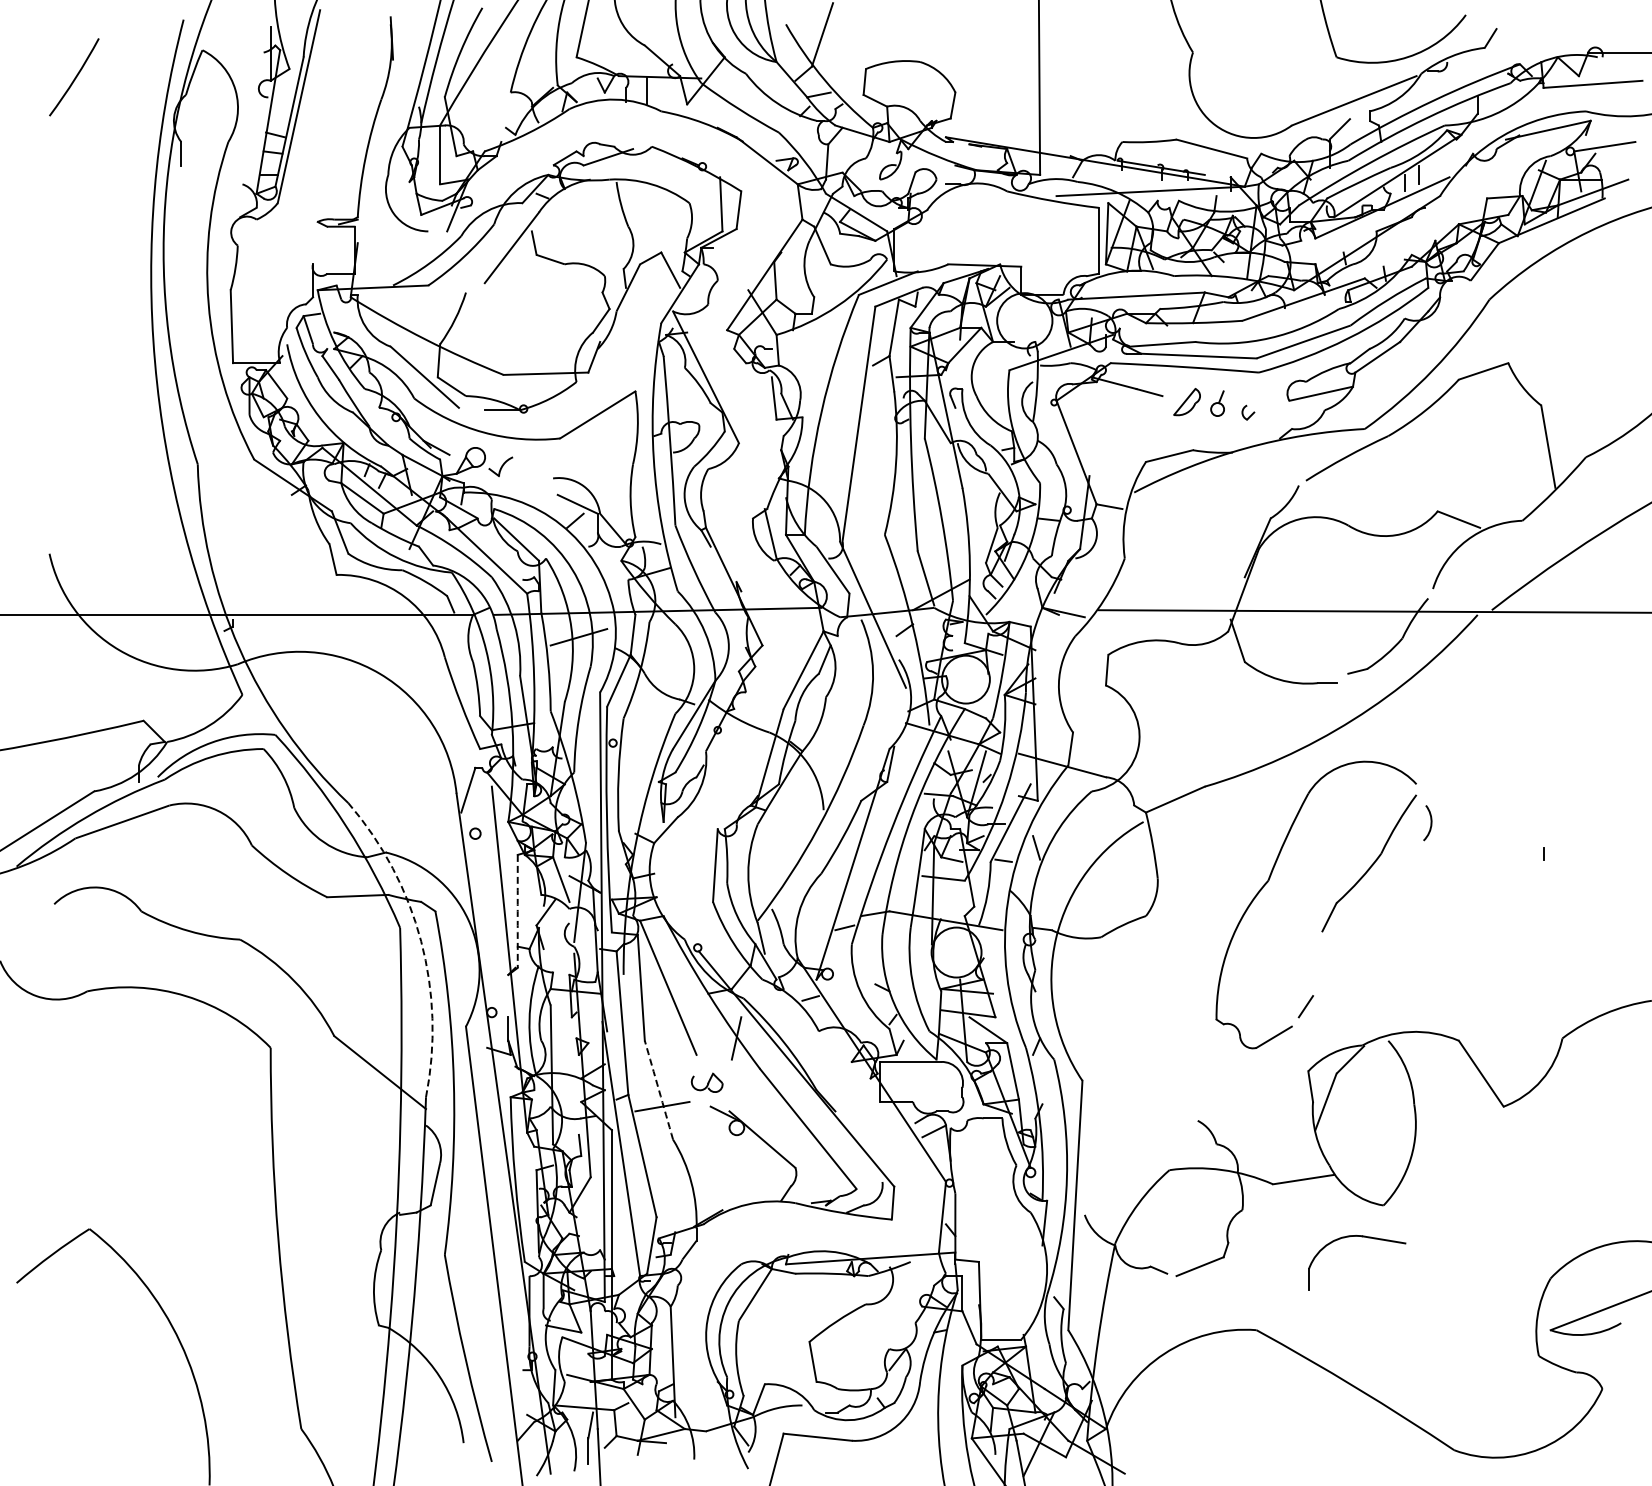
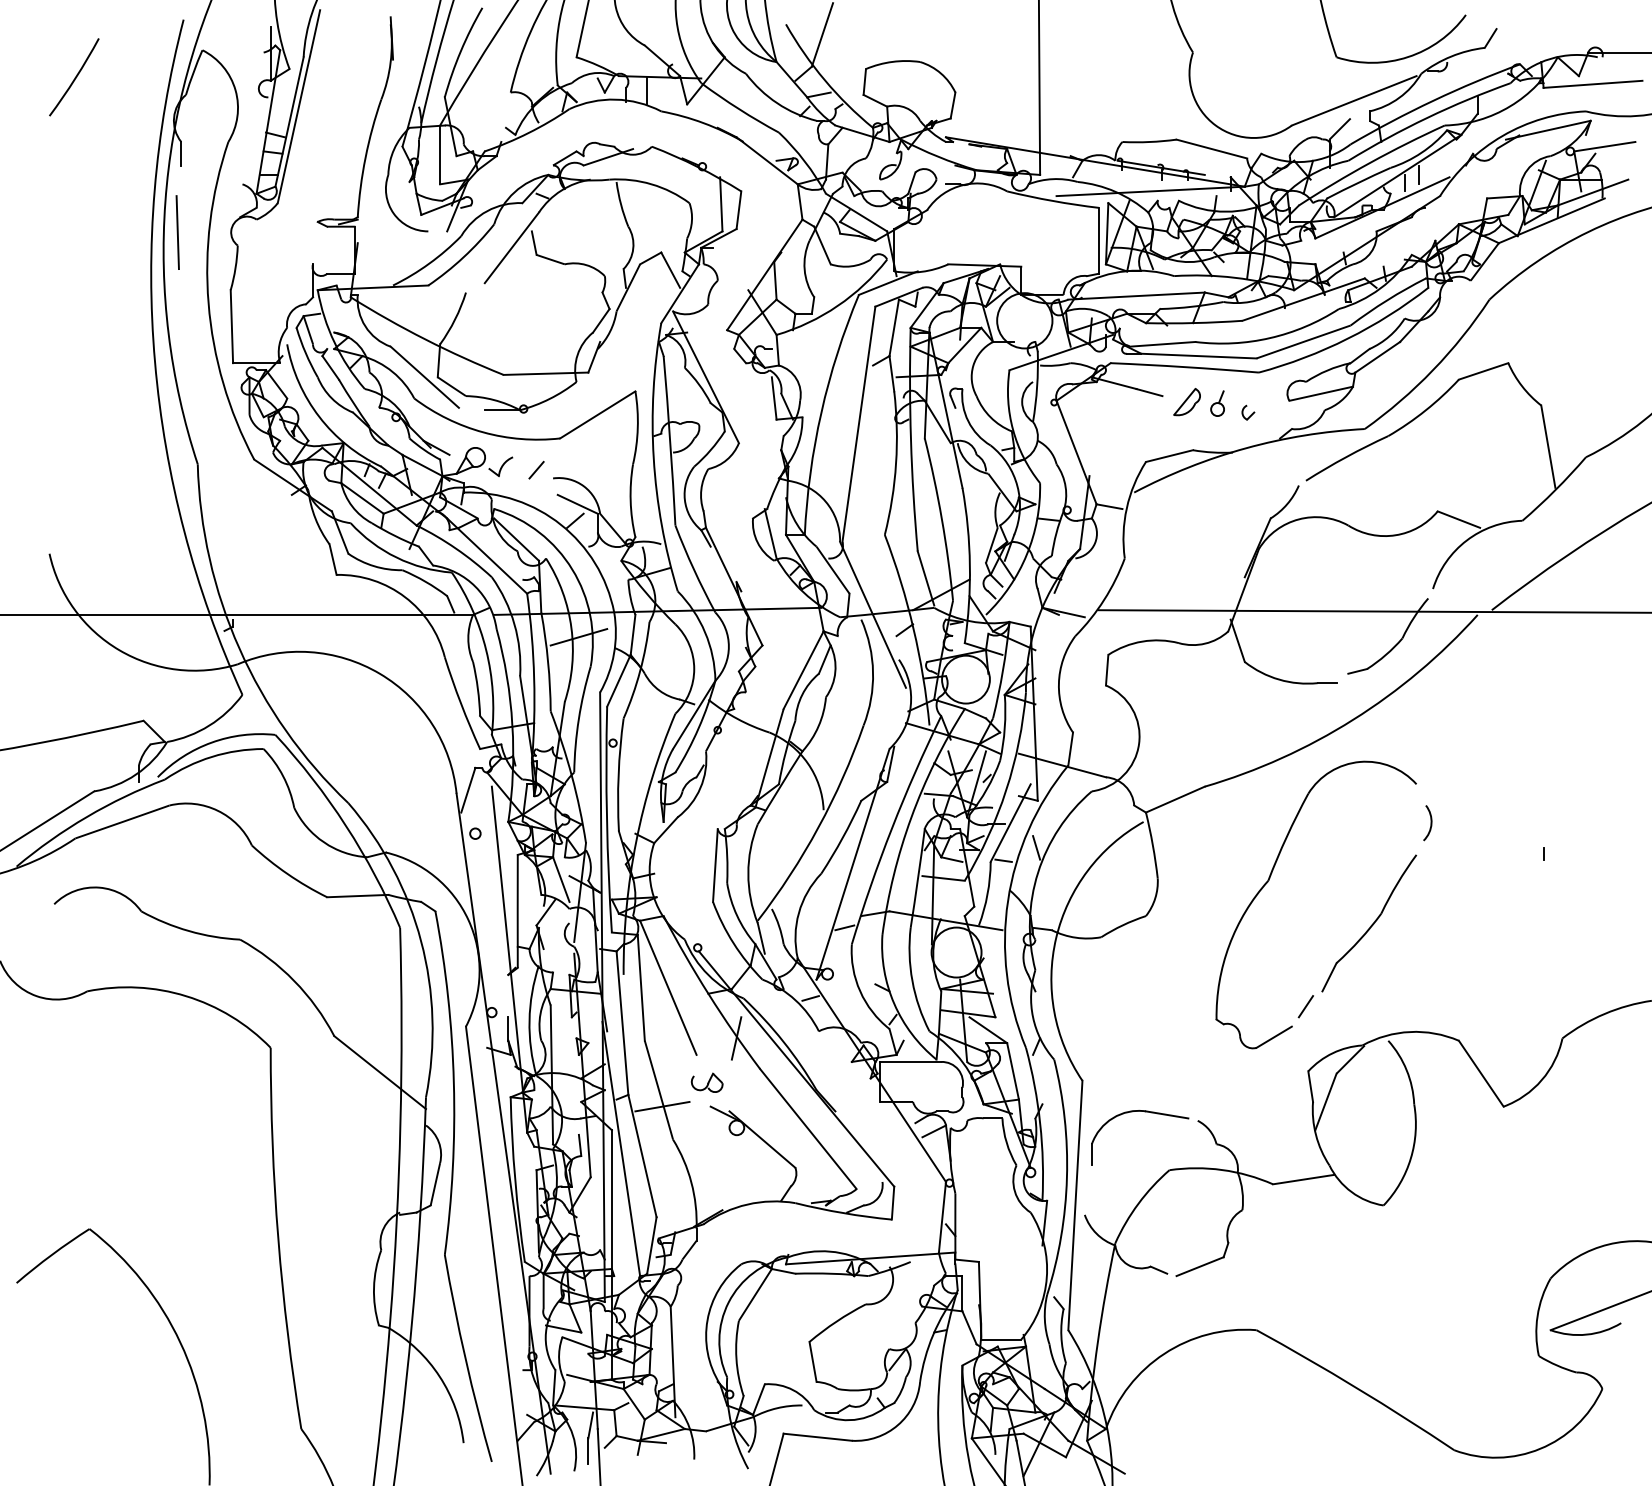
line: none -> present (177, 232)
line: none -> present (536, 469)
part position: (1369, 863) -> (1369, 923) (1369, 923)
arc: dashed -> solid (517, 911)
arc: dashed -> solid (421, 941)
arc: dashed -> solid (658, 1090)
part position: (1361, 1237) -> (1144, 1112) (1144, 1112)
